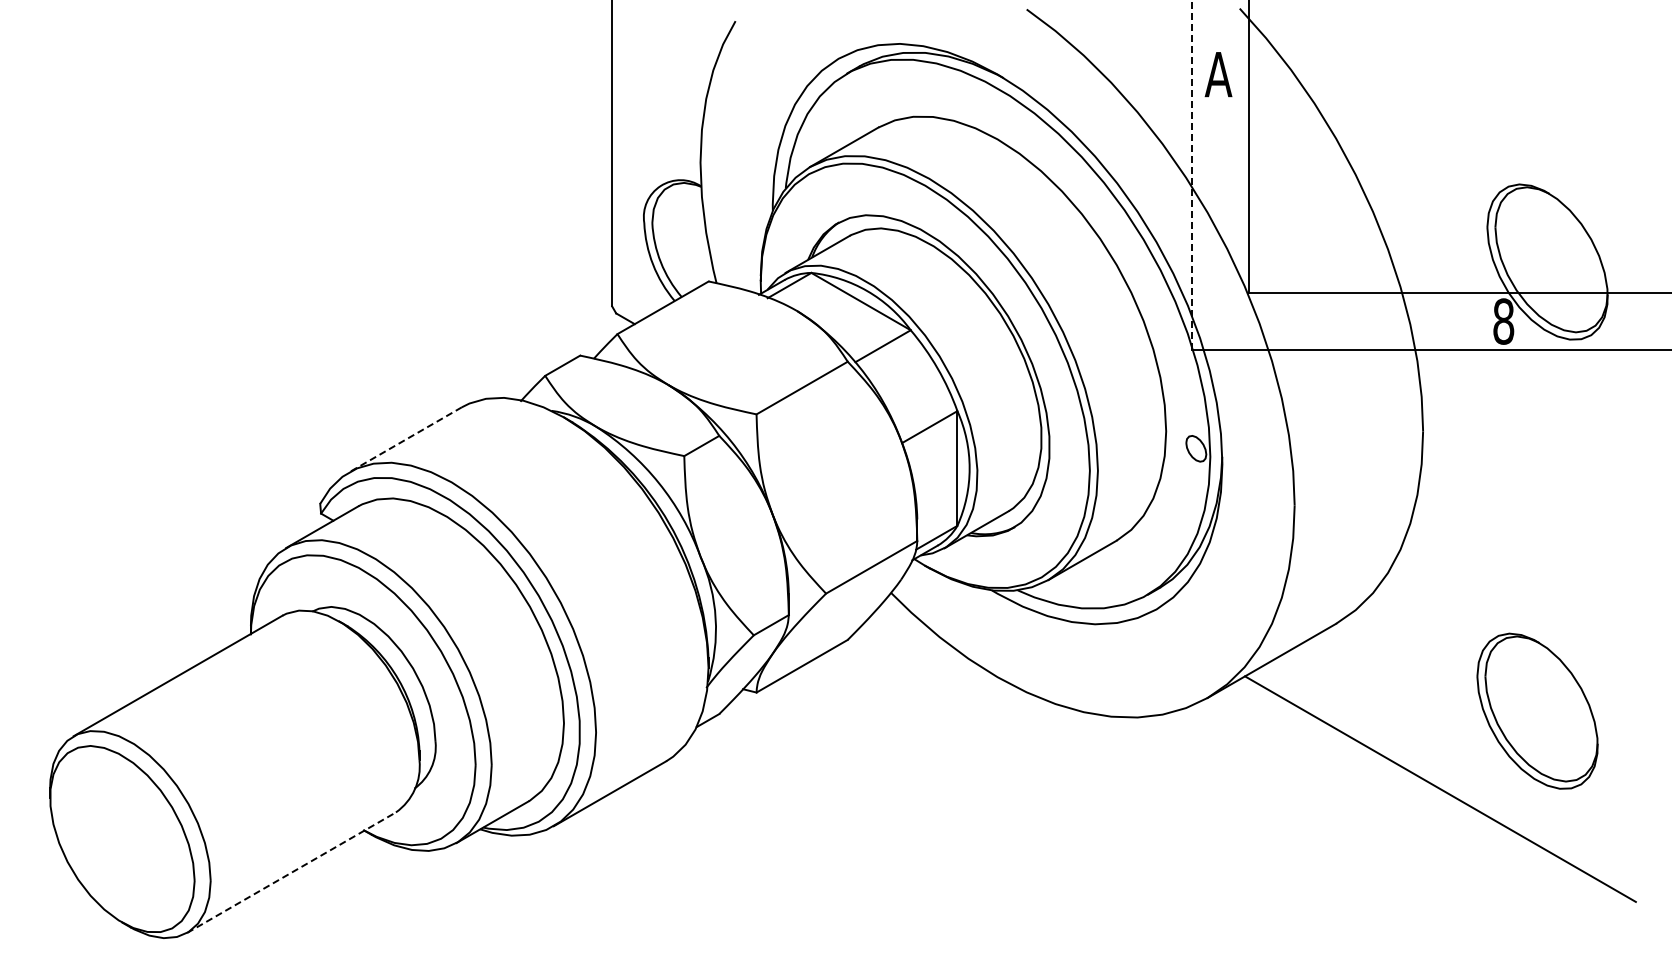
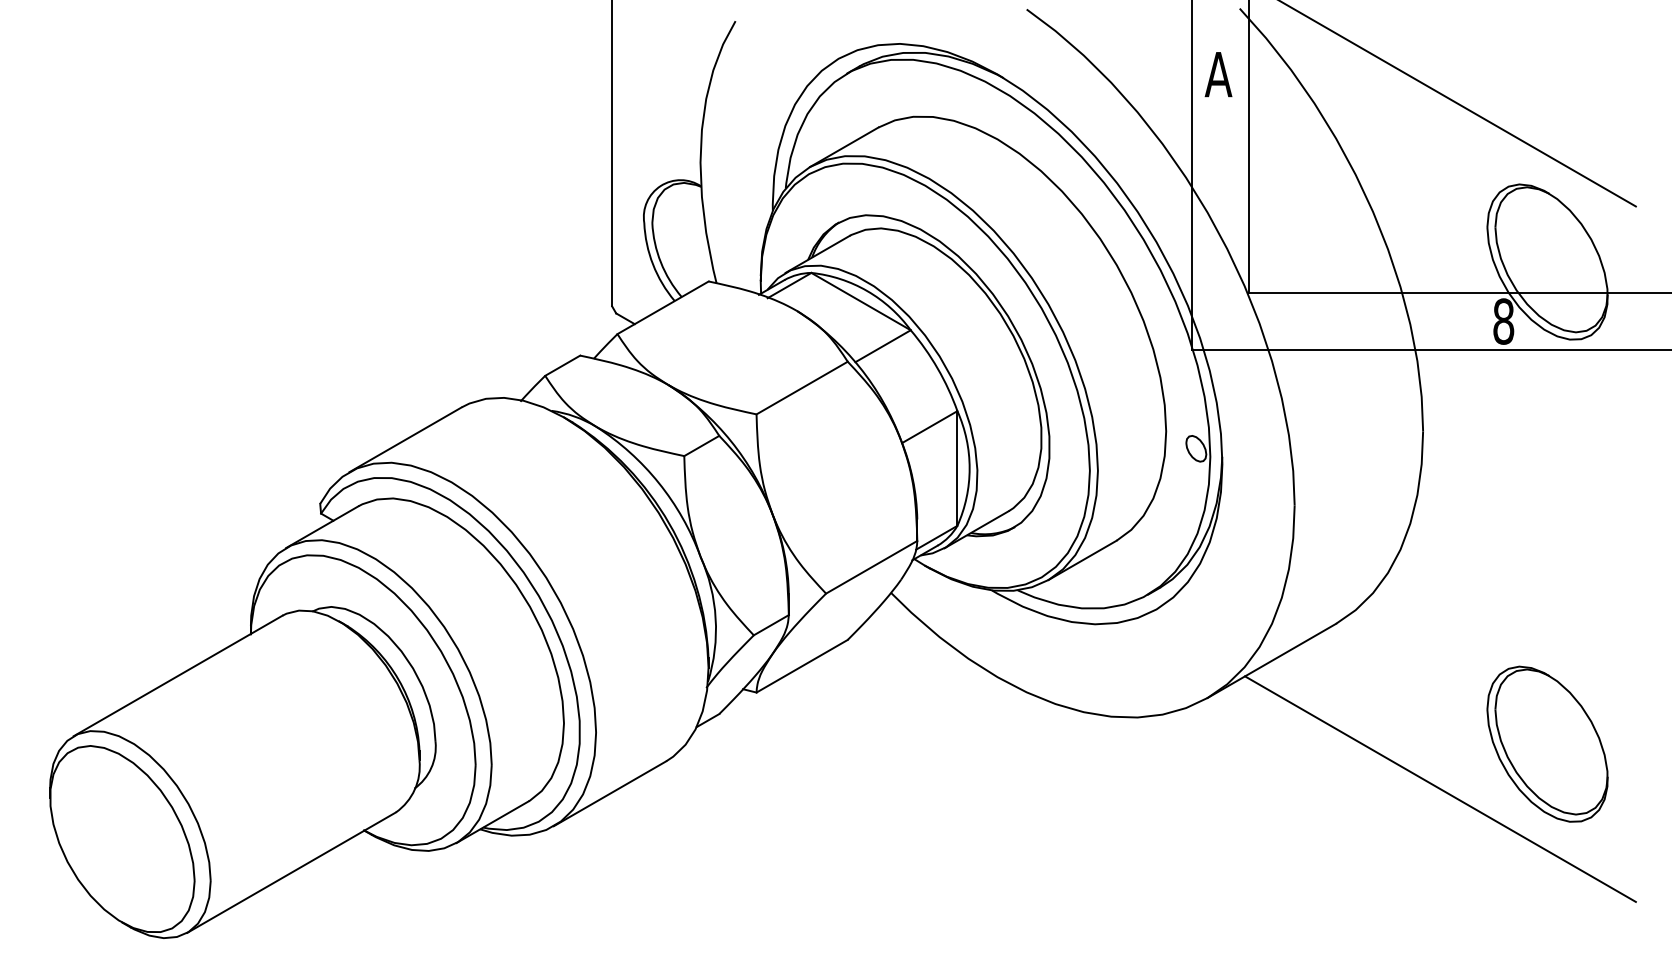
line: none -> present (1458, 104)
line: dashed -> solid (1192, 174)
line: dashed -> solid (405, 439)
part position: (1537, 710) -> (1547, 743) (1547, 743)
line: dashed -> solid (291, 872)
